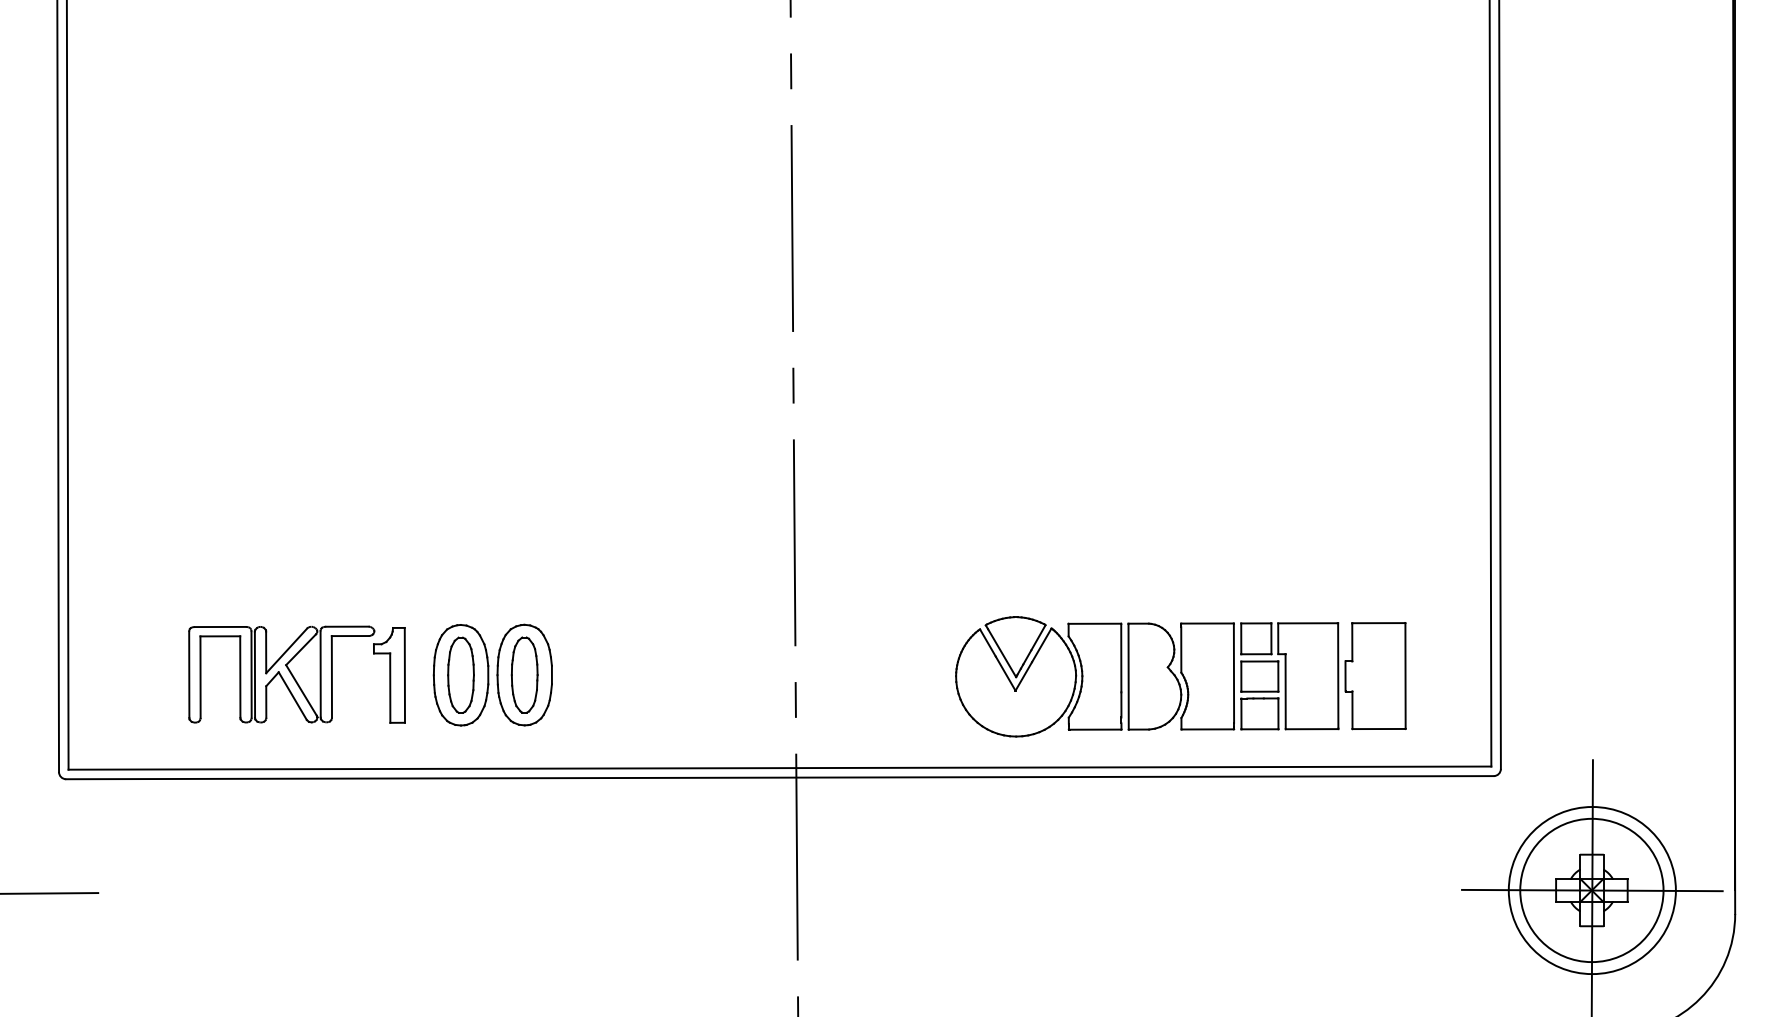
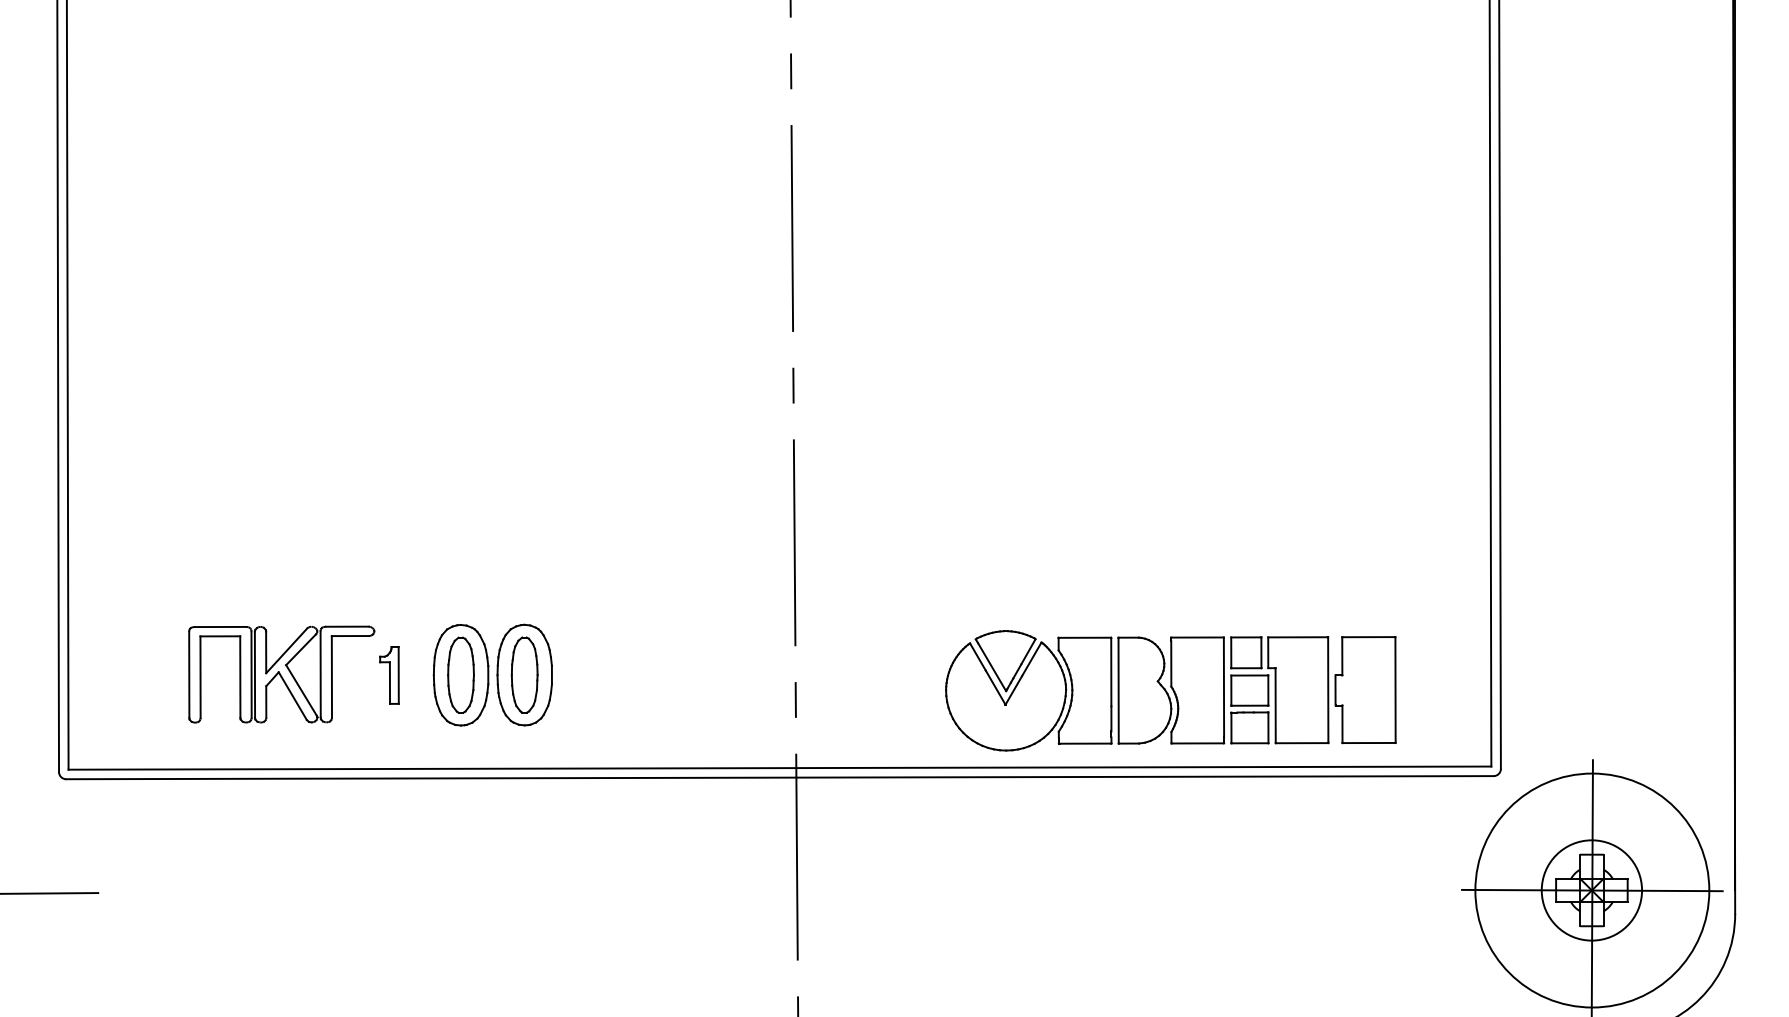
part size: 33x97 px -> 21x59 px (389, 675)
part position: (1180, 676) -> (1170, 690) (1170, 690)
circle diameter: 143 px -> 100 px (1591, 890)
circle diameter: 167 px -> 234 px (1592, 890)
